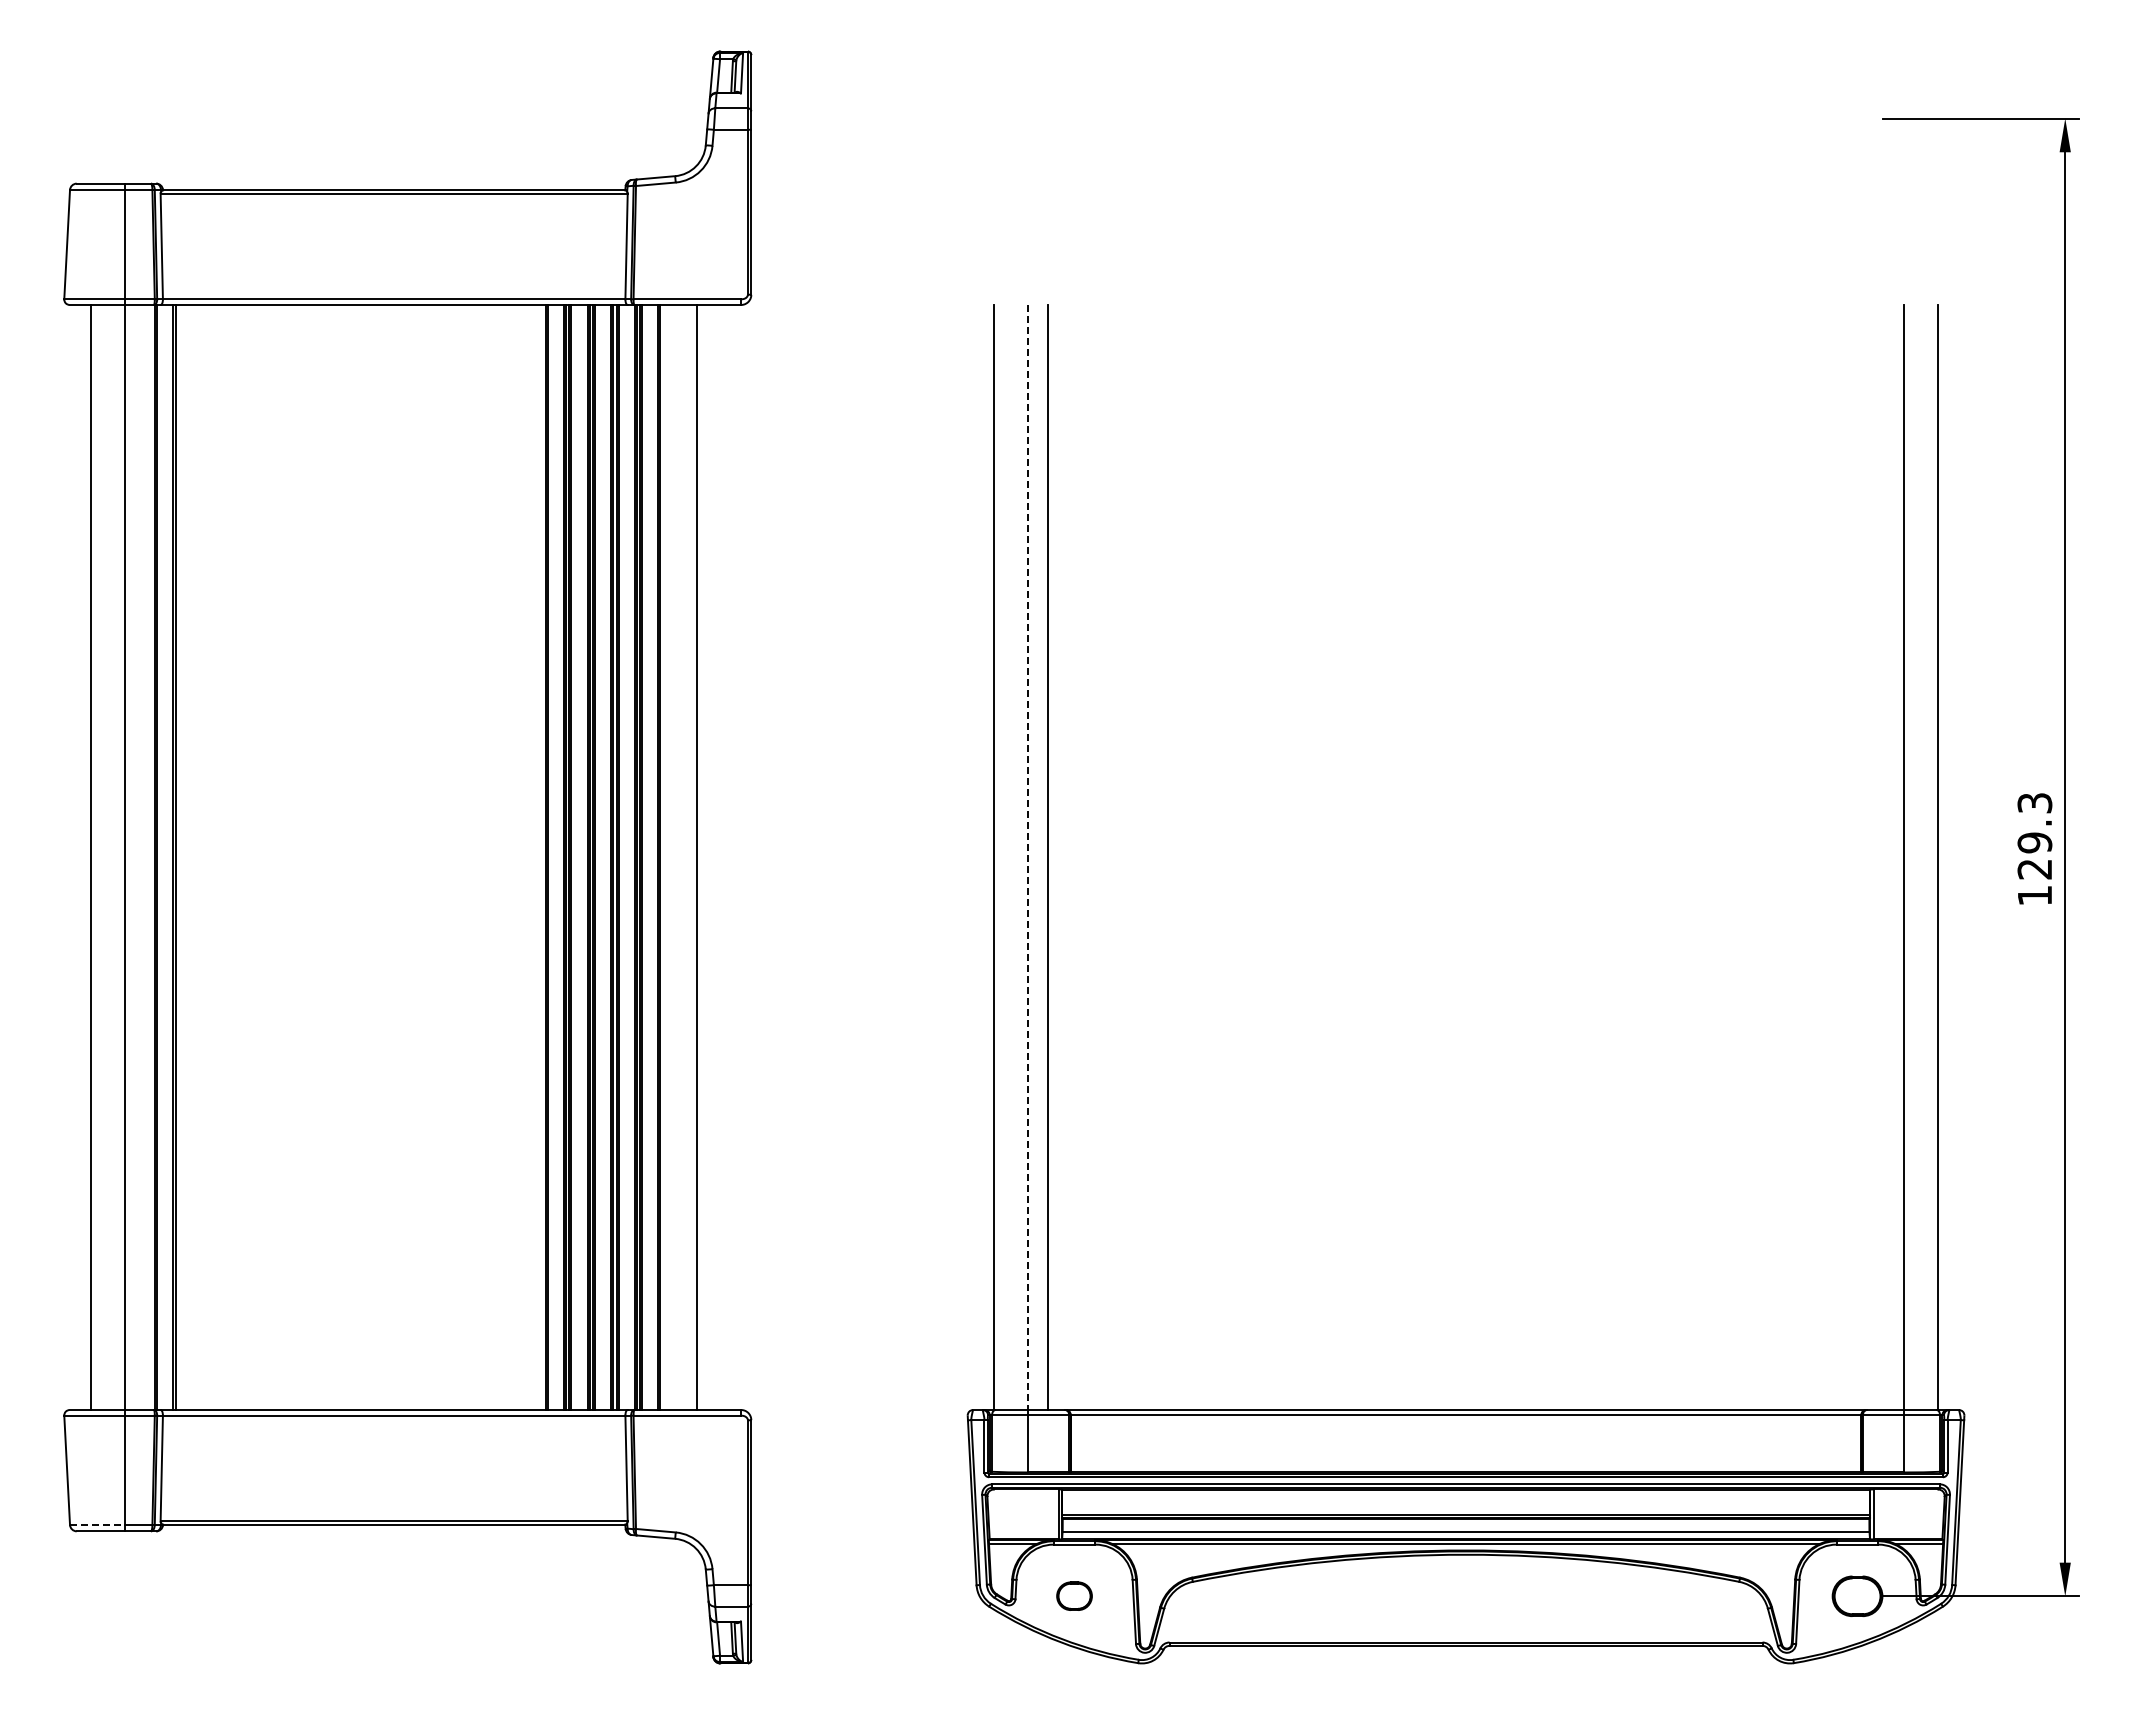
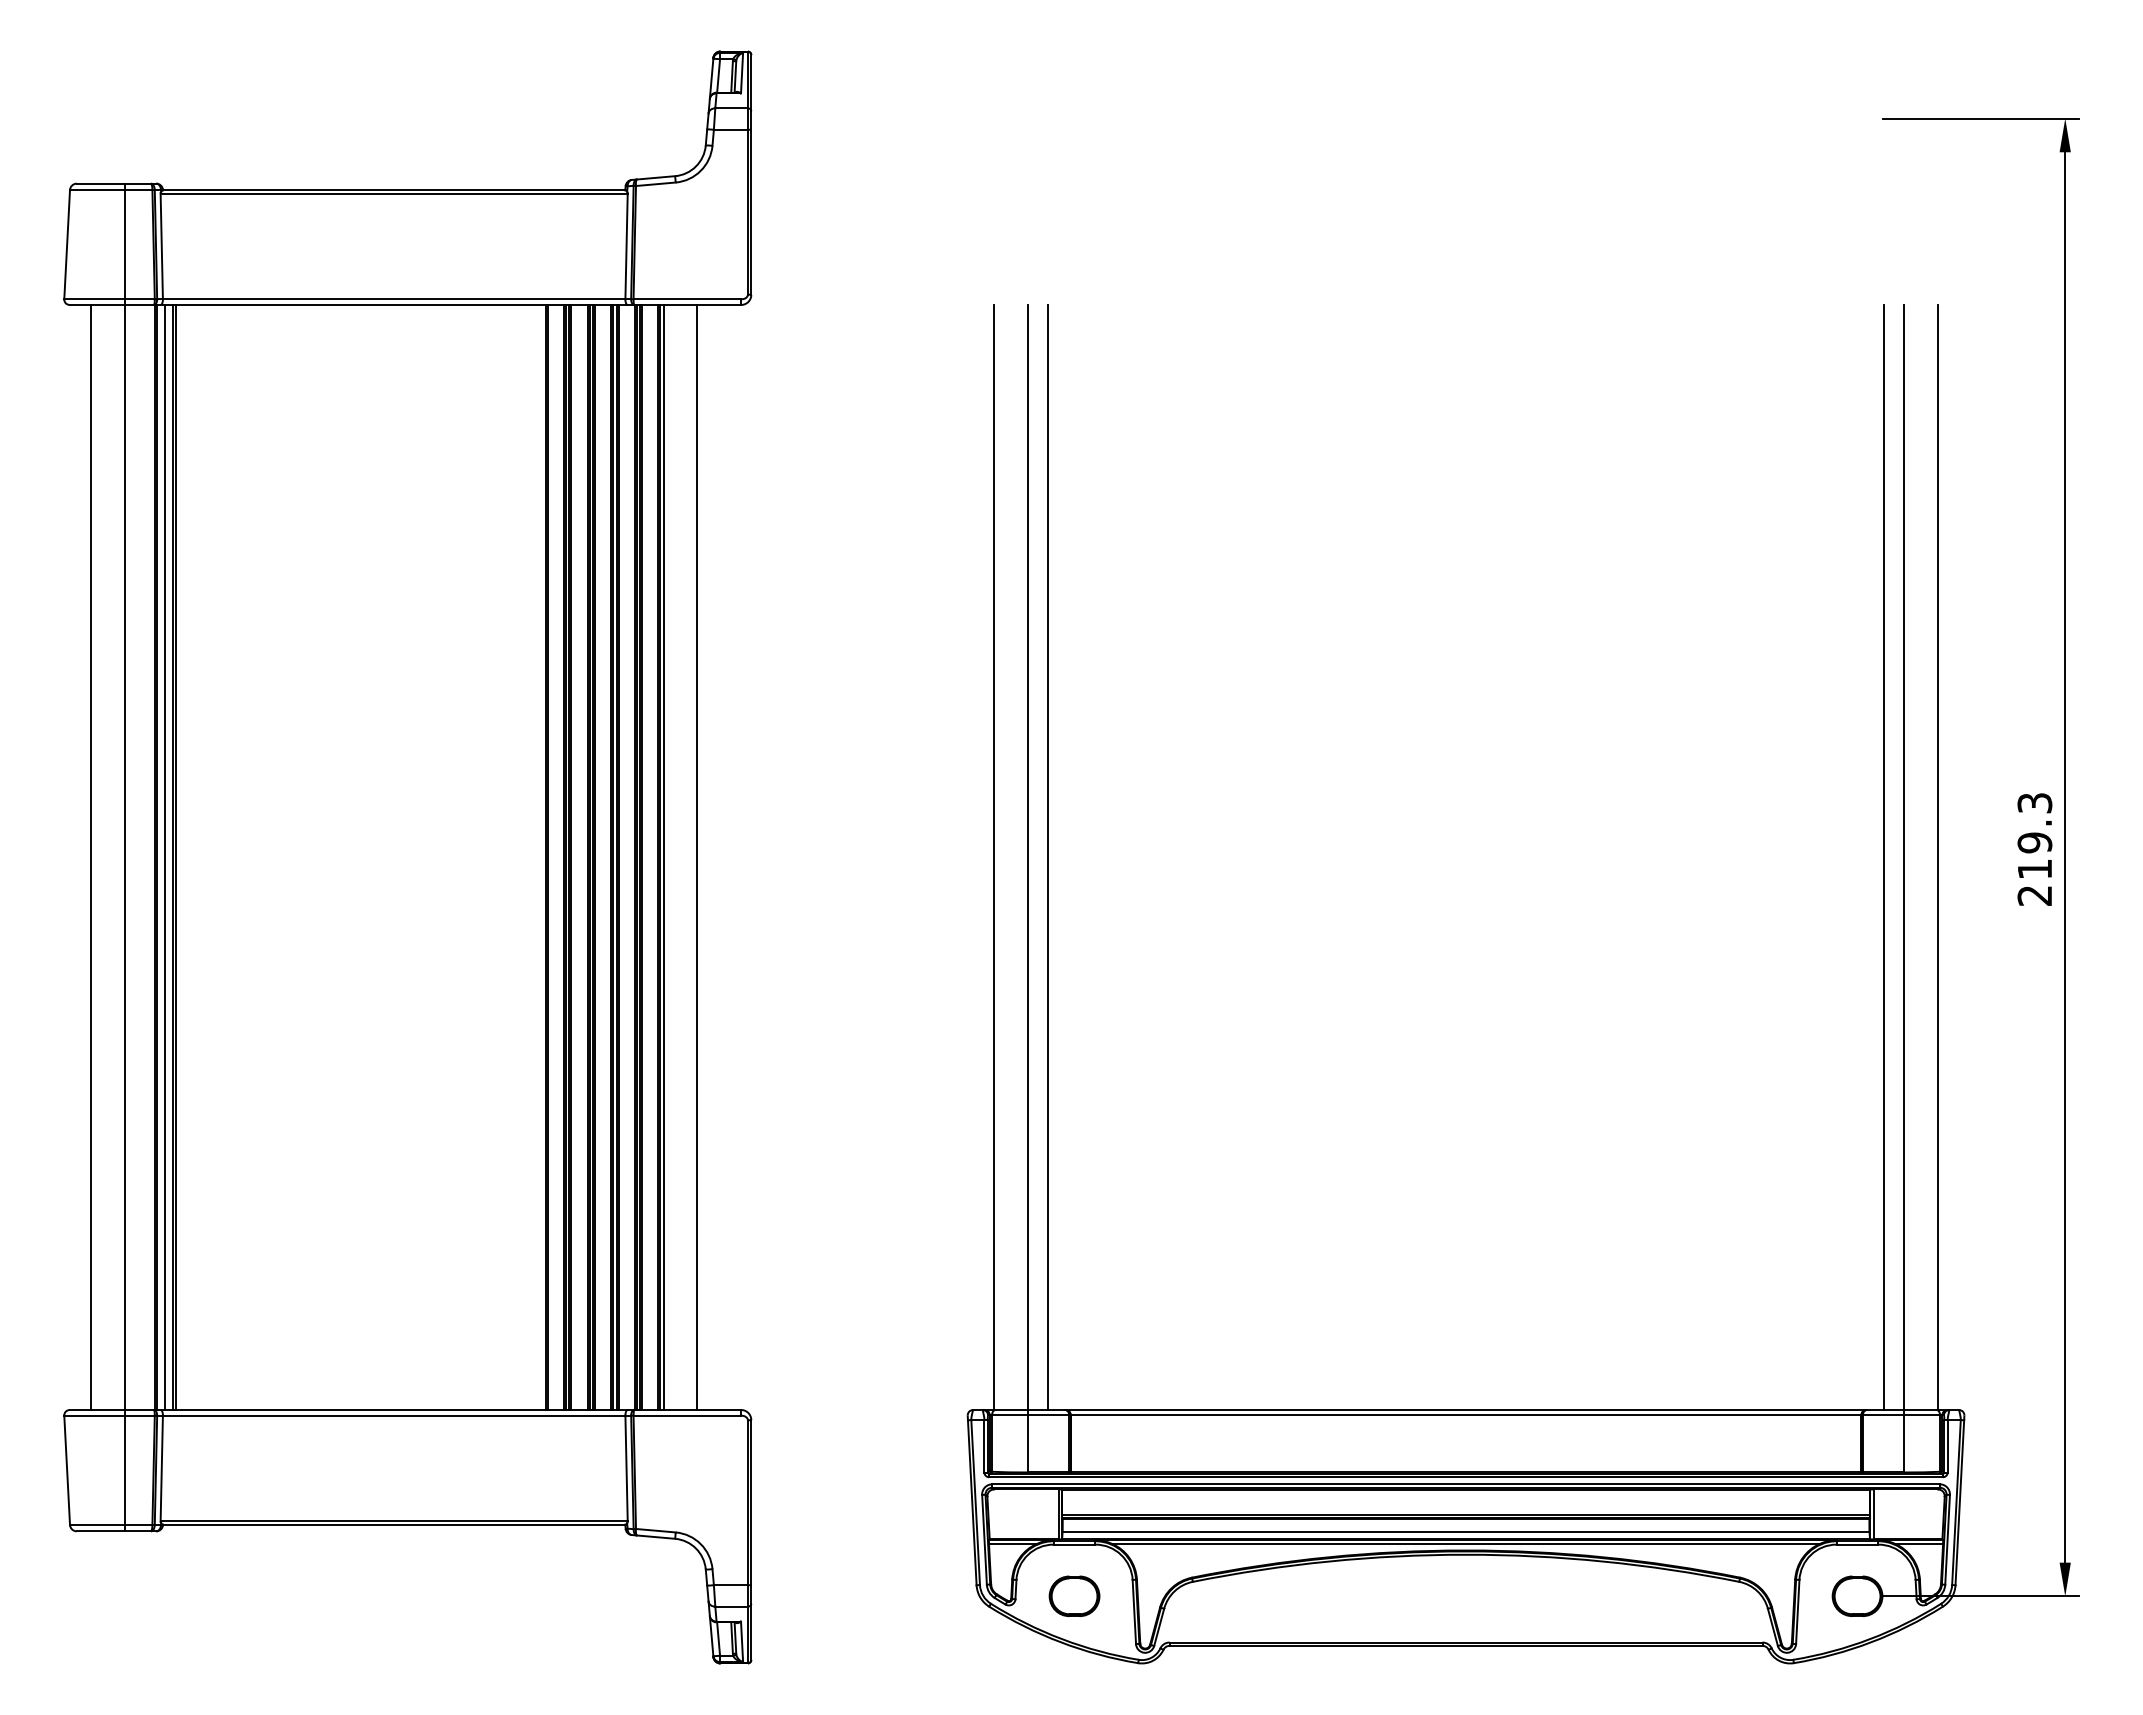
line: none -> present (165, 857)
line: none -> present (663, 857)
line: dashed -> solid (1028, 857)
line: none -> present (1883, 857)
text: 129.3 -> 219.3 (2034, 882)
line: dashed -> solid (97, 1524)
part size: 37x30 px -> 53x42 px (1074, 1595)
